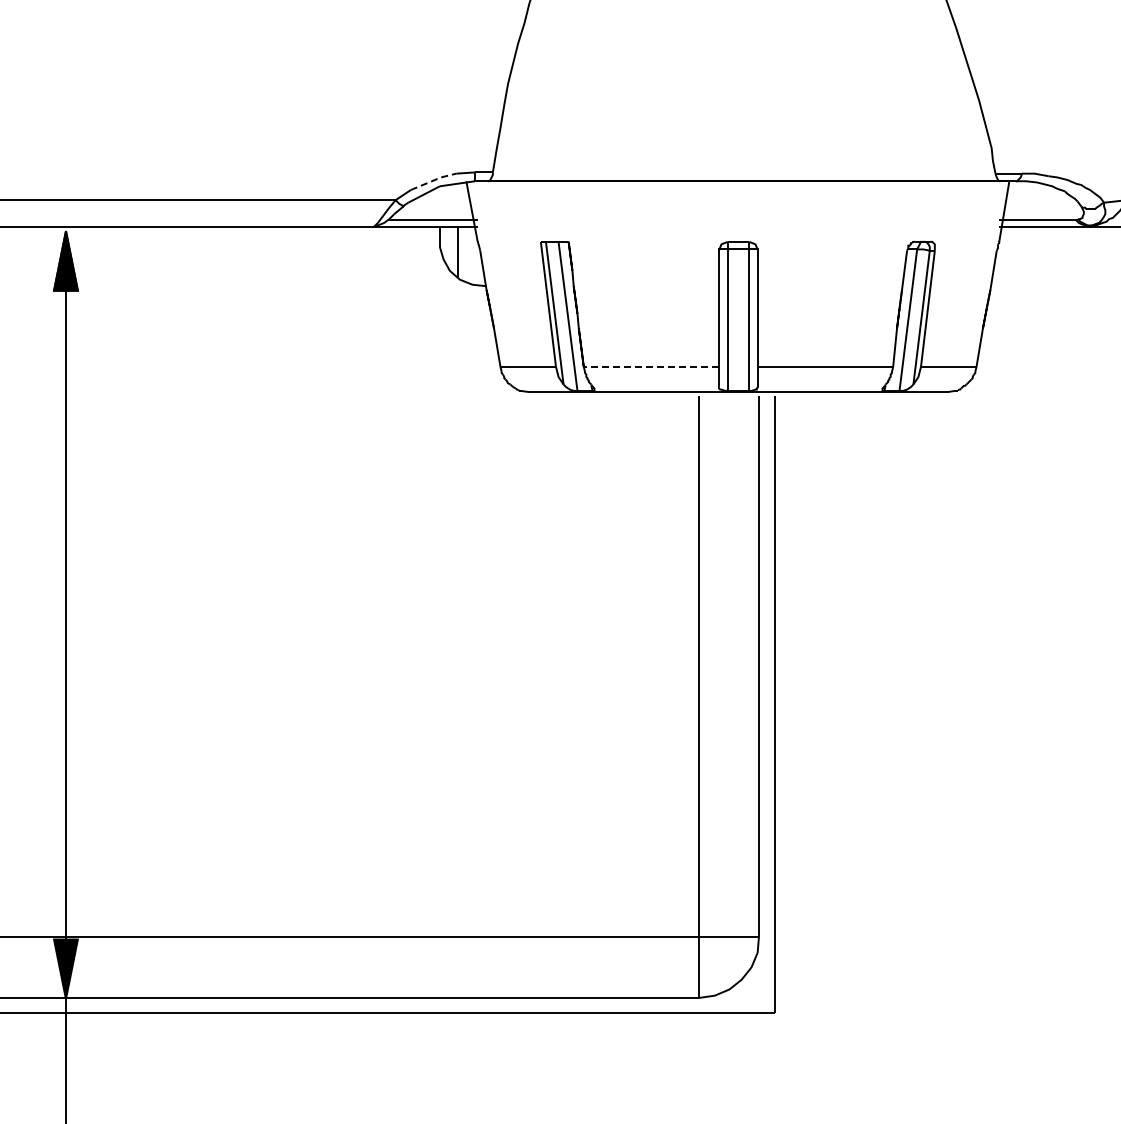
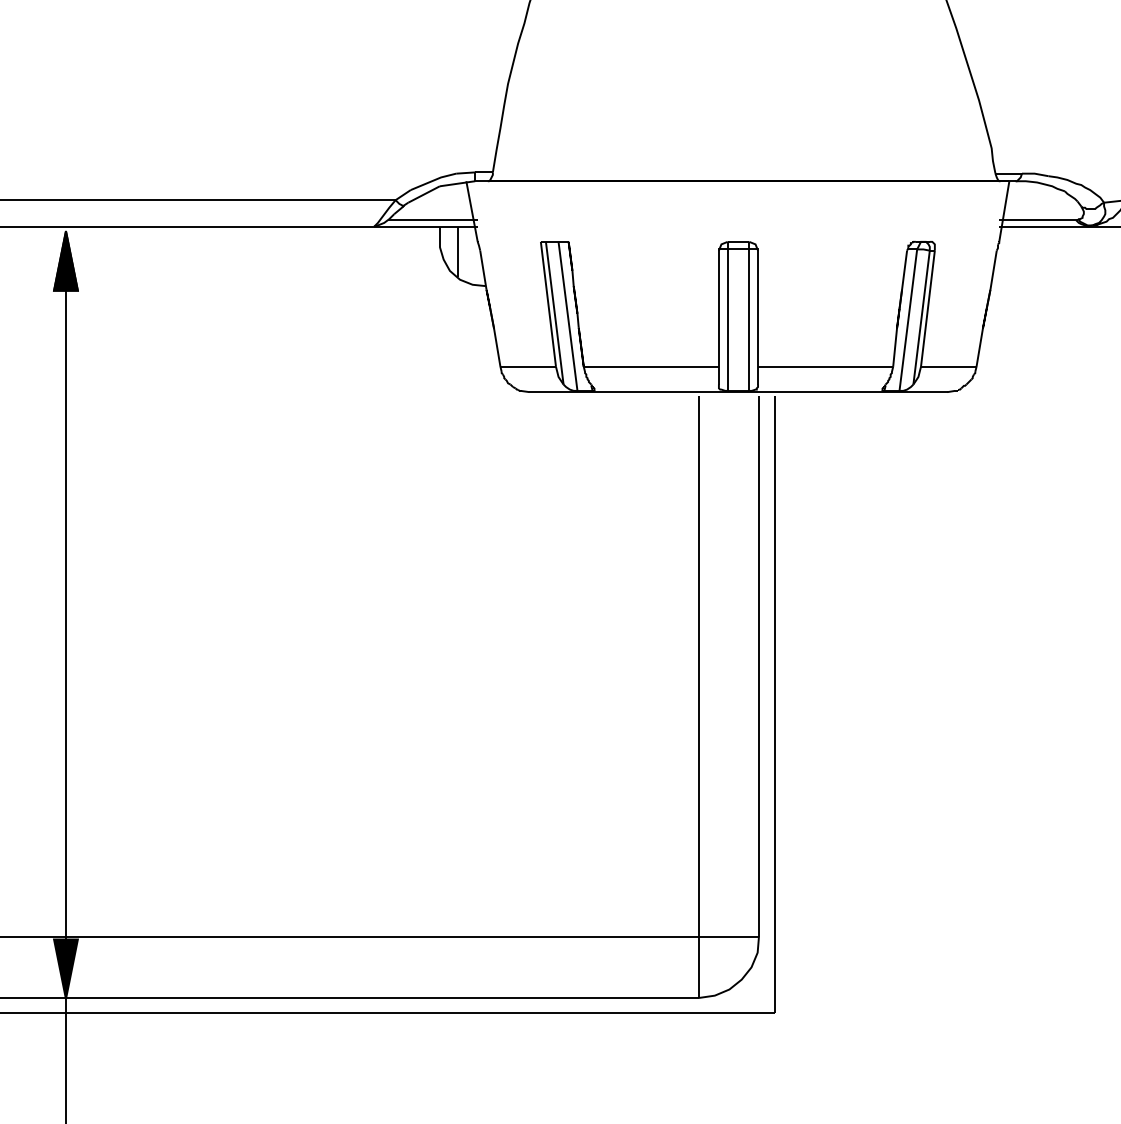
line: dashed -> solid (433, 180)
line: dashed -> solid (651, 366)
